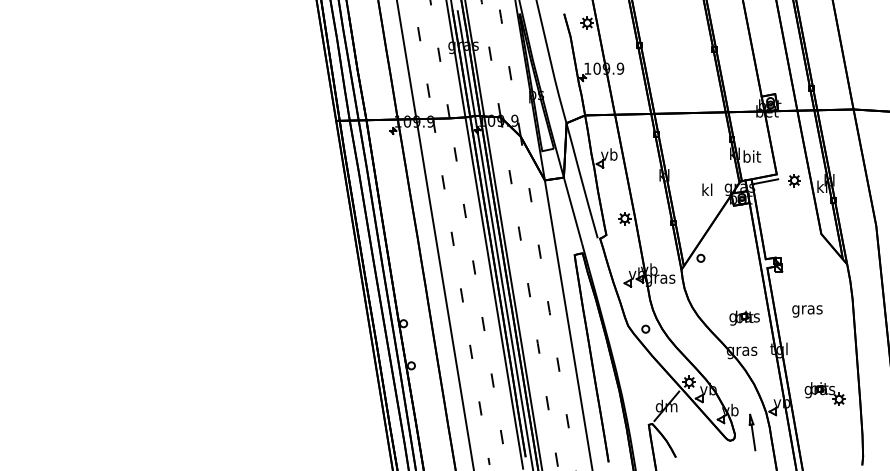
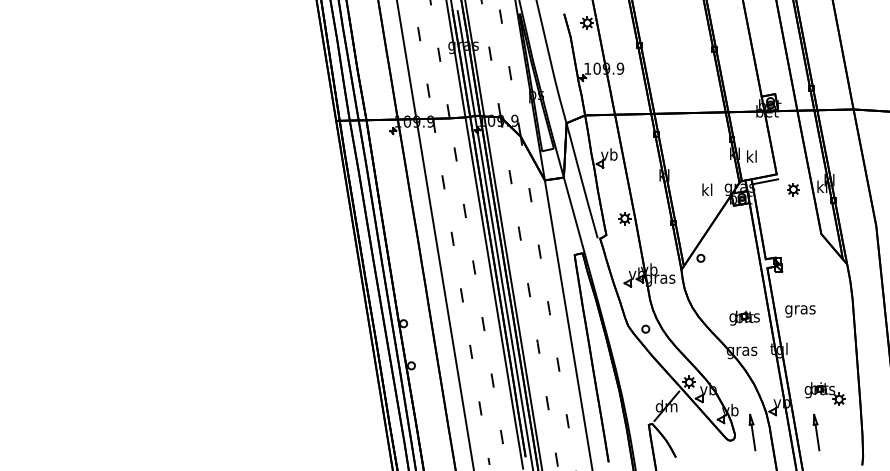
text: bit -> kl (752, 156)
part position: (794, 180) -> (793, 189) (793, 189)
text position: (807, 311) -> (800, 311) (800, 311)
part: none -> present (816, 432)
